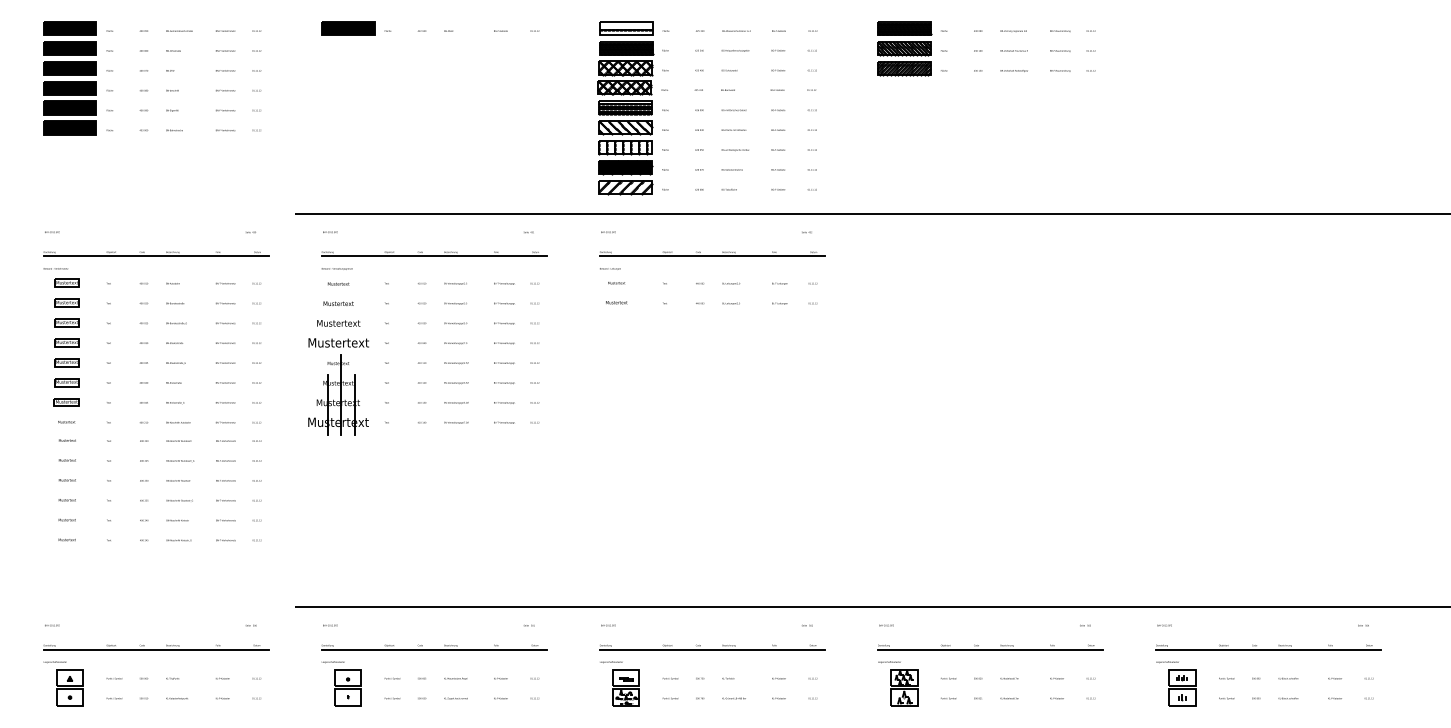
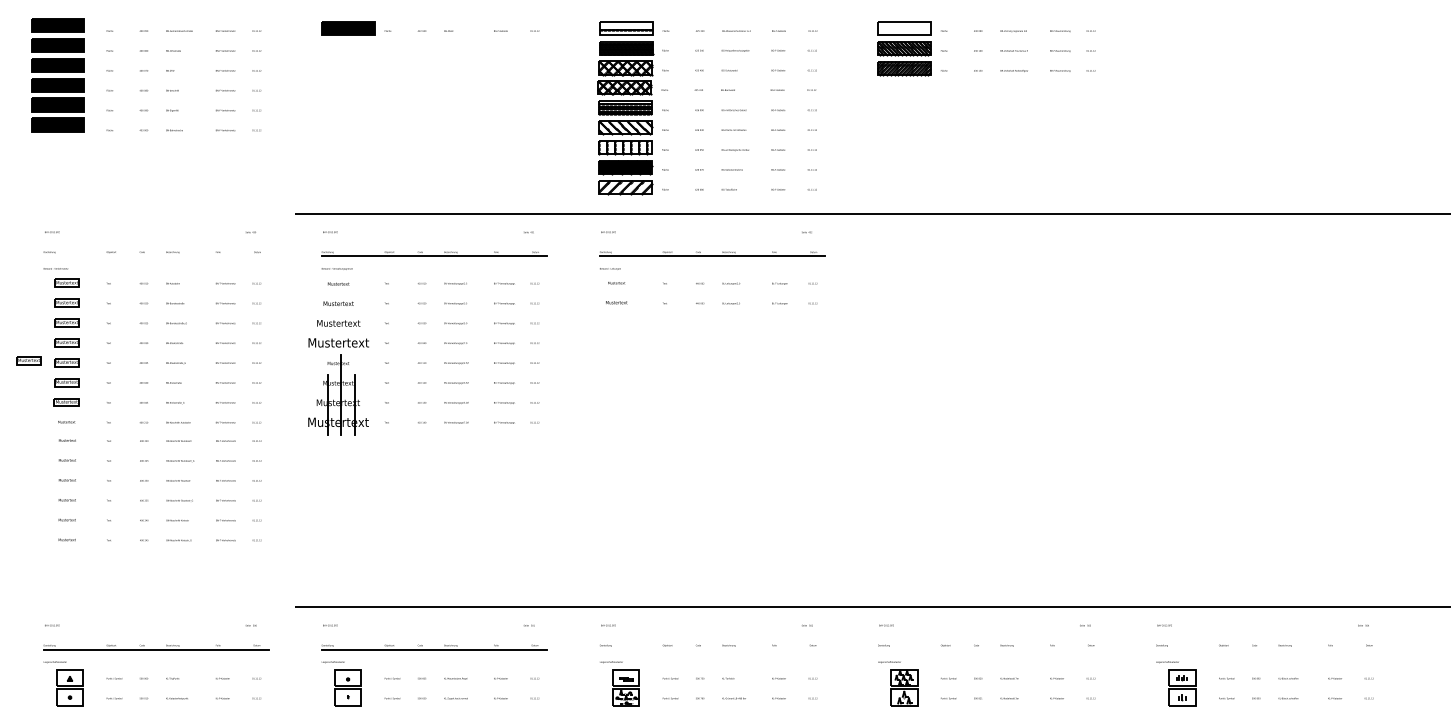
hatch: present -> none (903, 28)
part position: (69, 78) -> (57, 75) (57, 75)
line: present -> none (155, 256)
part: none -> present (28, 360)
line: present -> none (711, 649)
line: present -> none (989, 649)
line: present -> none (1267, 649)
